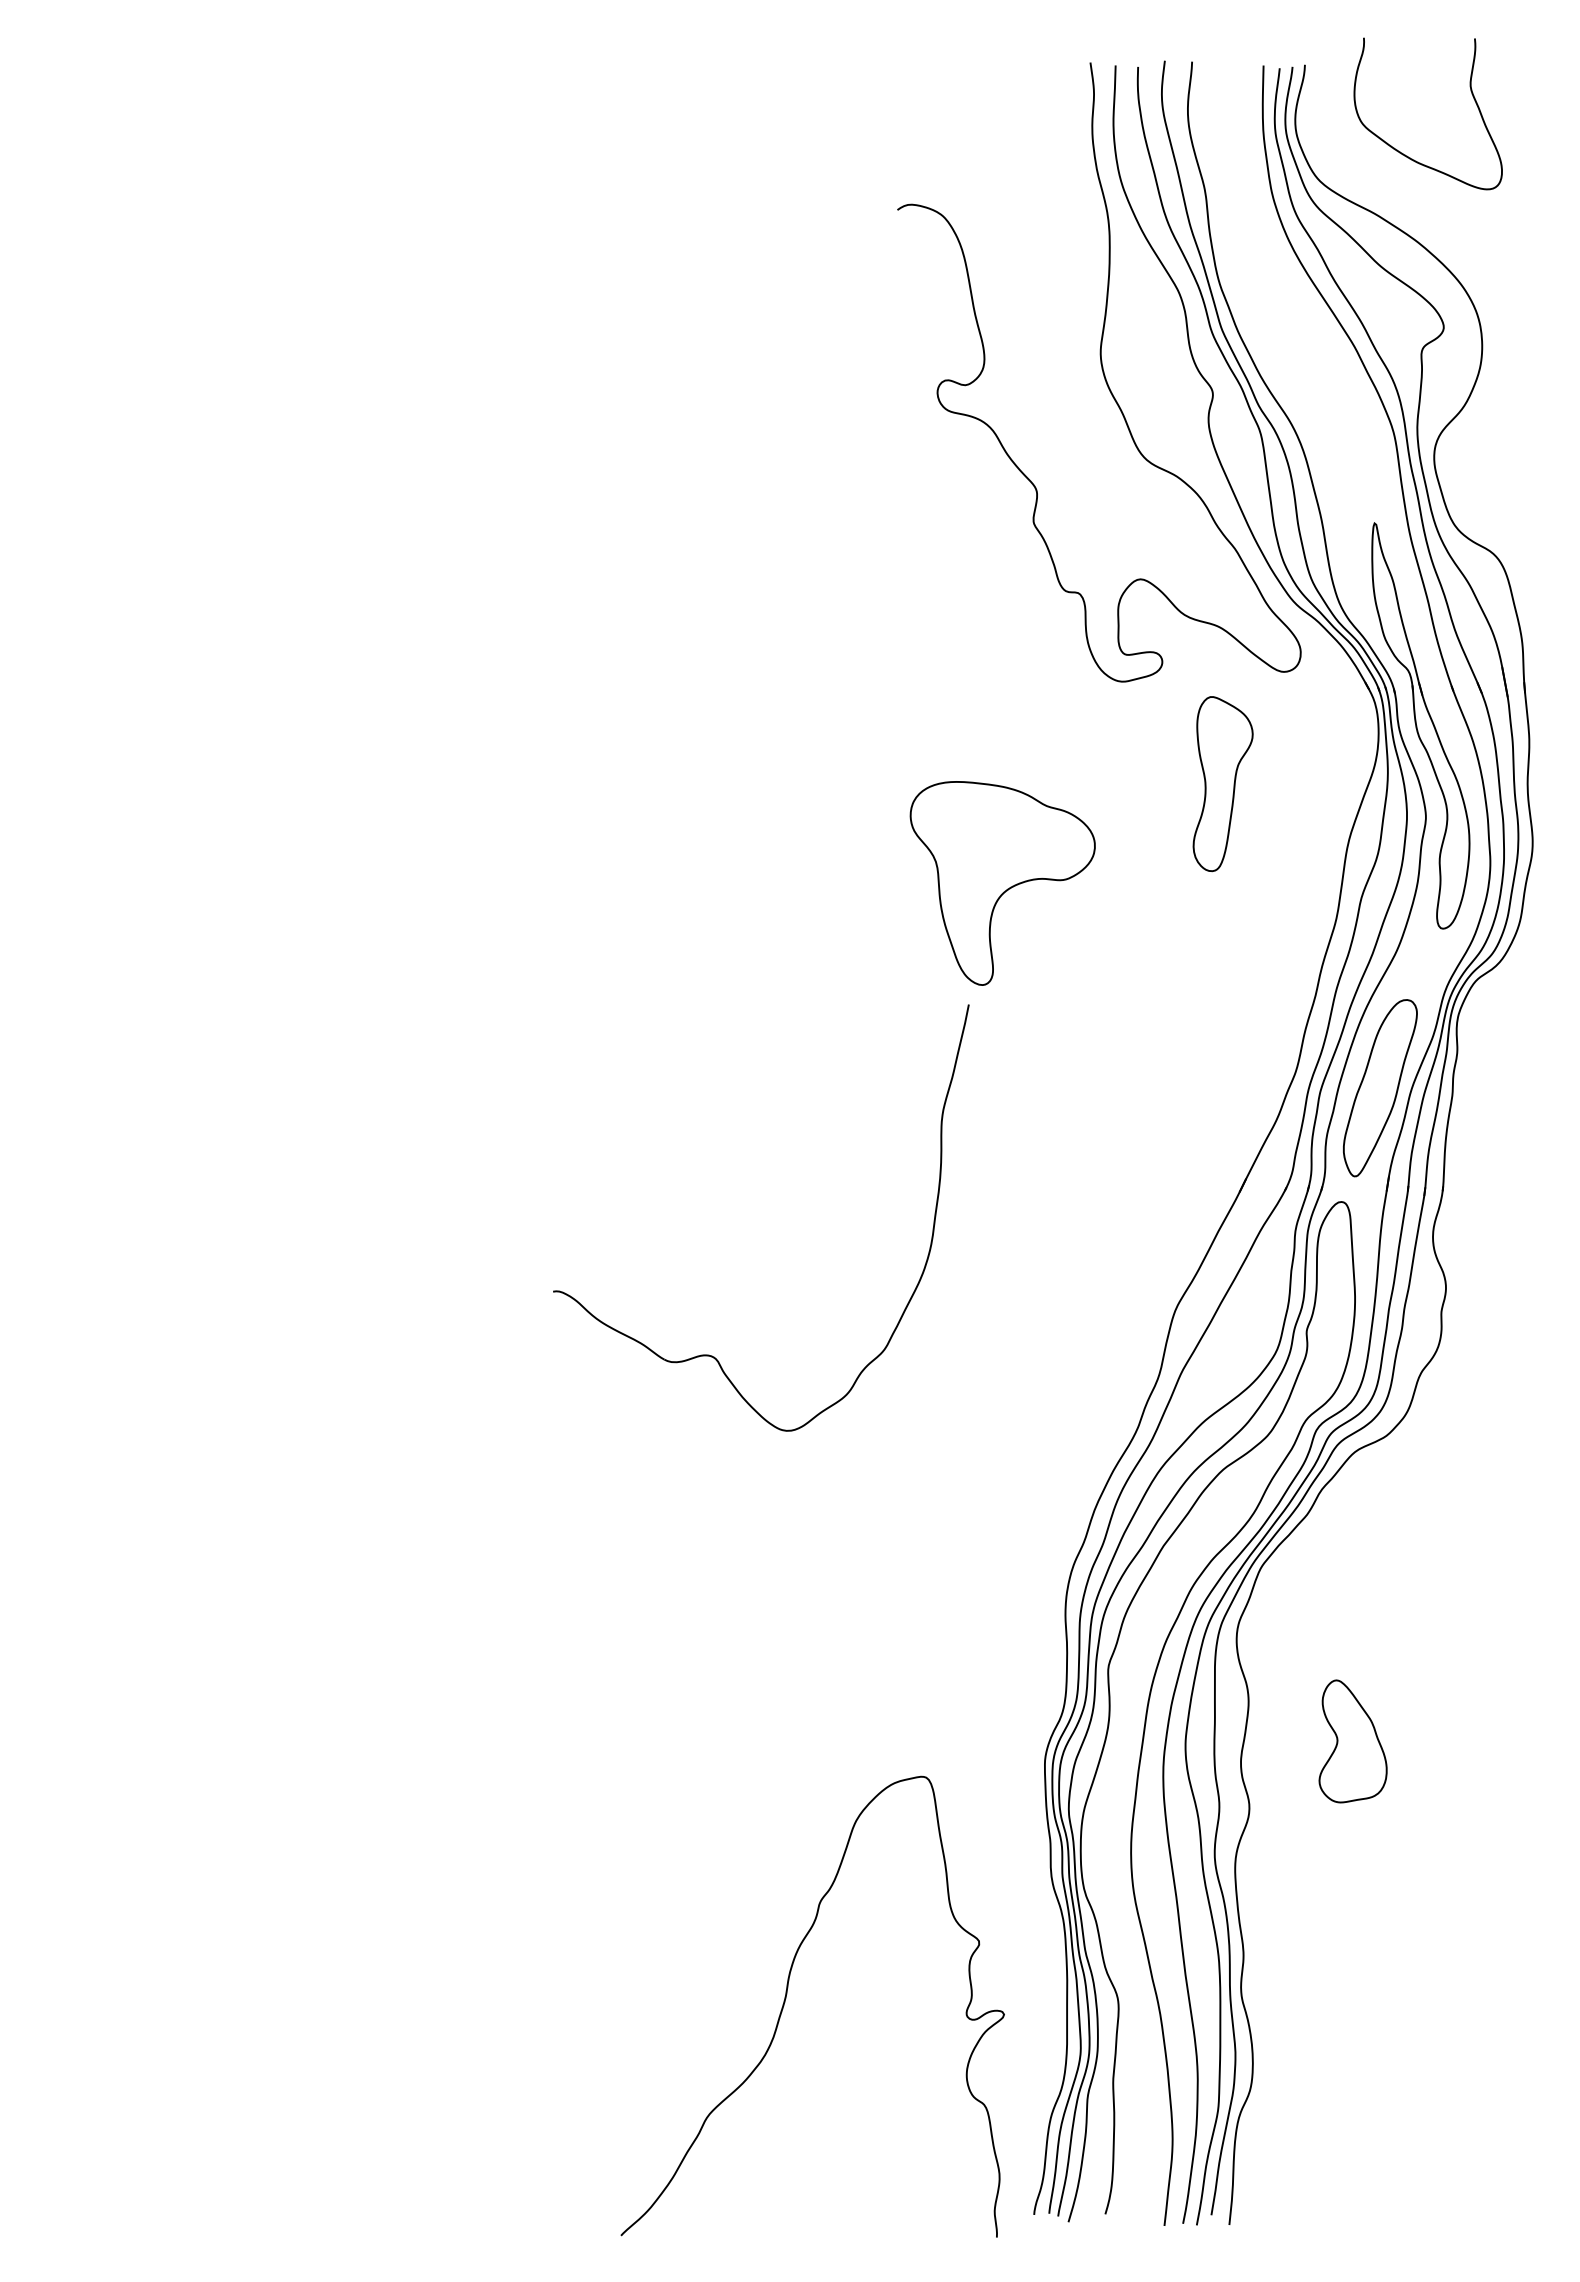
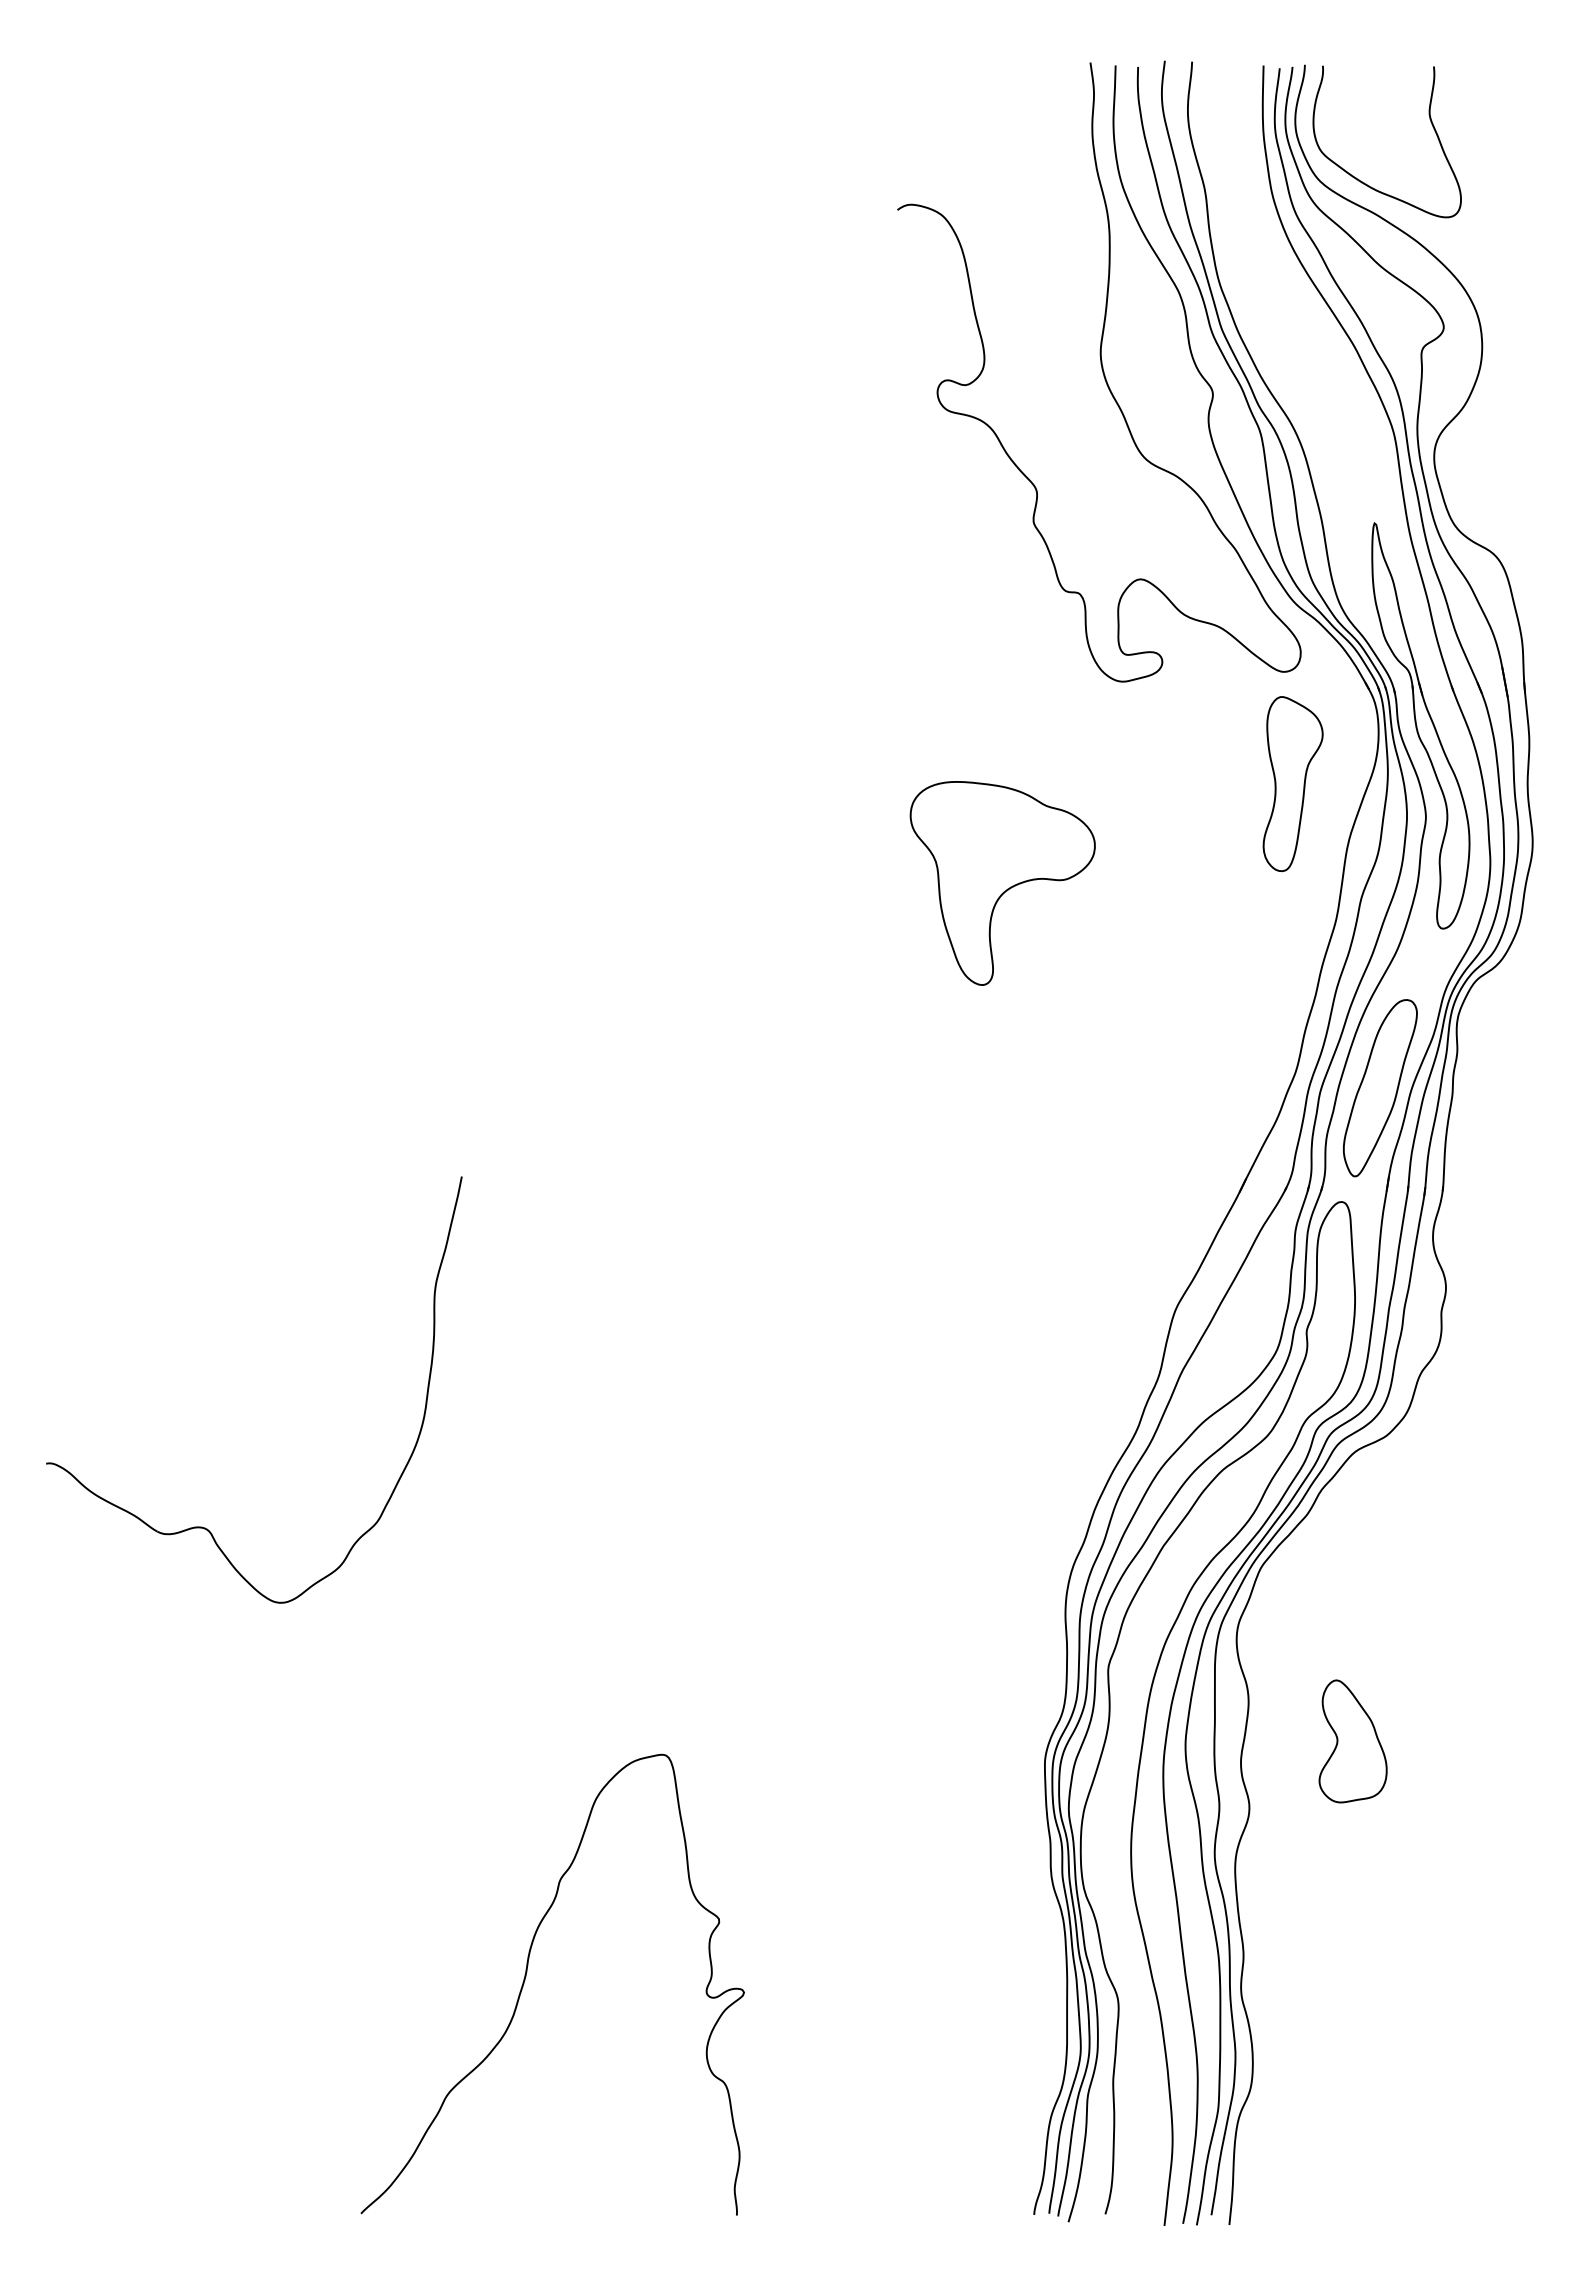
curve position: (1407, 155) -> (1366, 183) (1366, 183)
part position: (1222, 784) -> (1292, 784) (1292, 784)
part position: (712, 1355) -> (205, 1527) (205, 1527)
curve position: (786, 1998) -> (526, 1976) (526, 1976)
